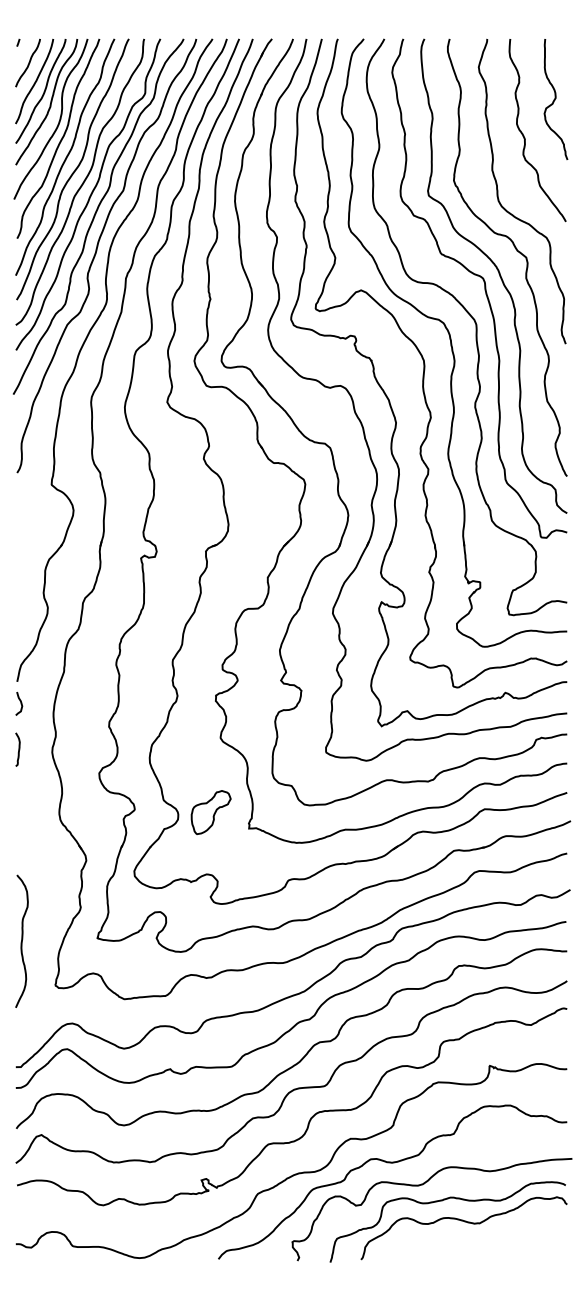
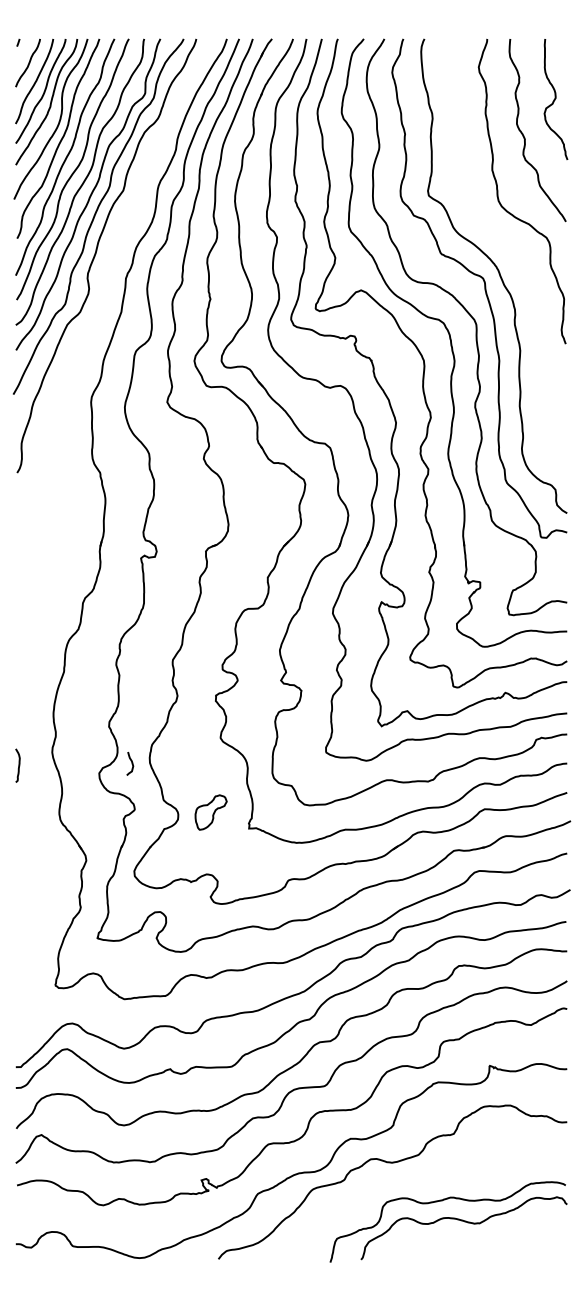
curve: present -> none (516, 251)
part: present -> none (84, 344)
curve position: (20, 703) -> (131, 763) (131, 763)
curve position: (18, 749) -> (18, 765) (18, 765)
part size: 42x45 px -> 34x37 px (210, 812)
curve: present -> none (21, 940)
curve: present -> none (422, 1185)
